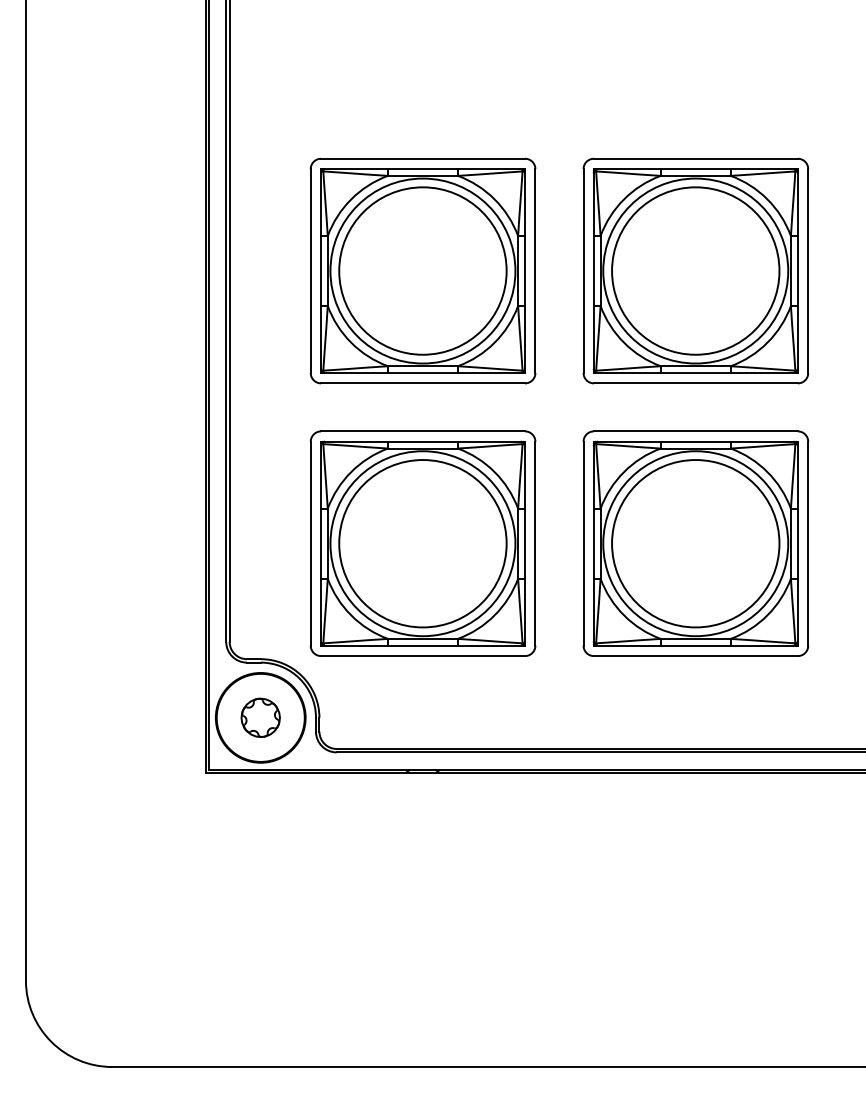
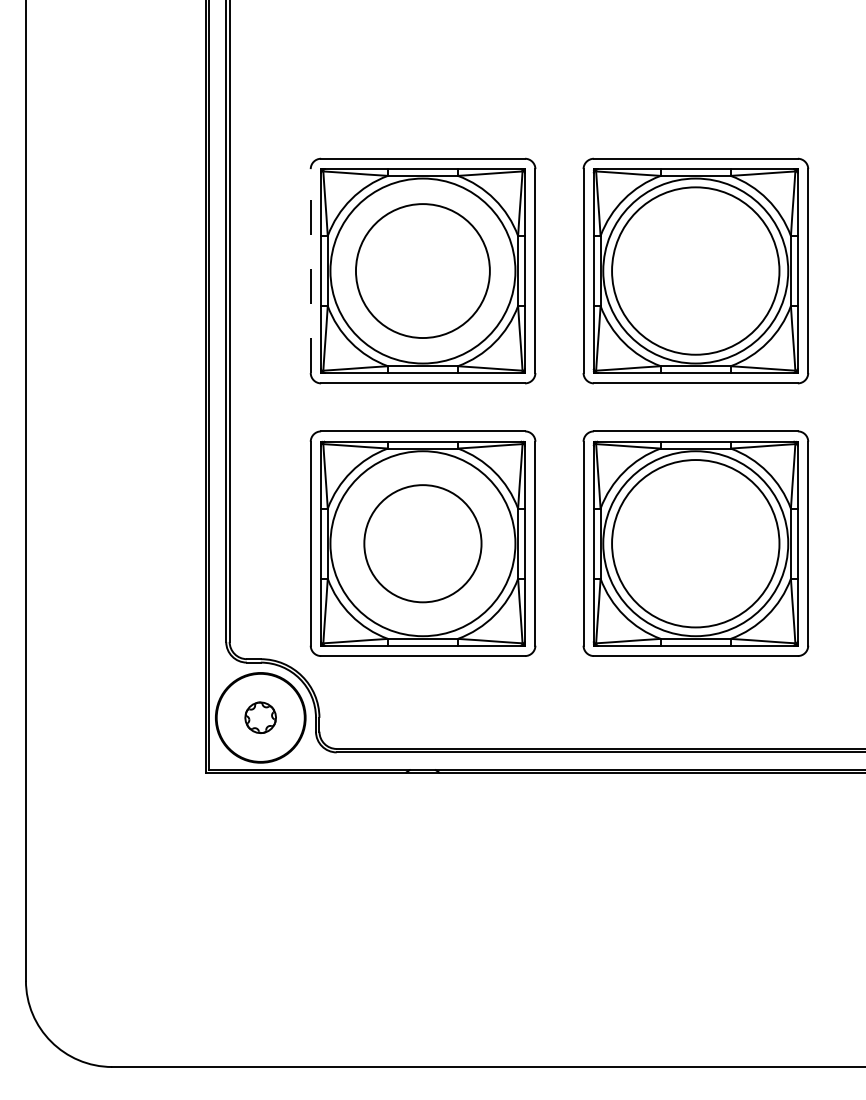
circle diameter: 167 px -> 134 px (422, 271)
line: solid -> dashed (310, 271)
circle diameter: 167 px -> 117 px (422, 543)
part size: 41x41 px -> 33x33 px (260, 717)
